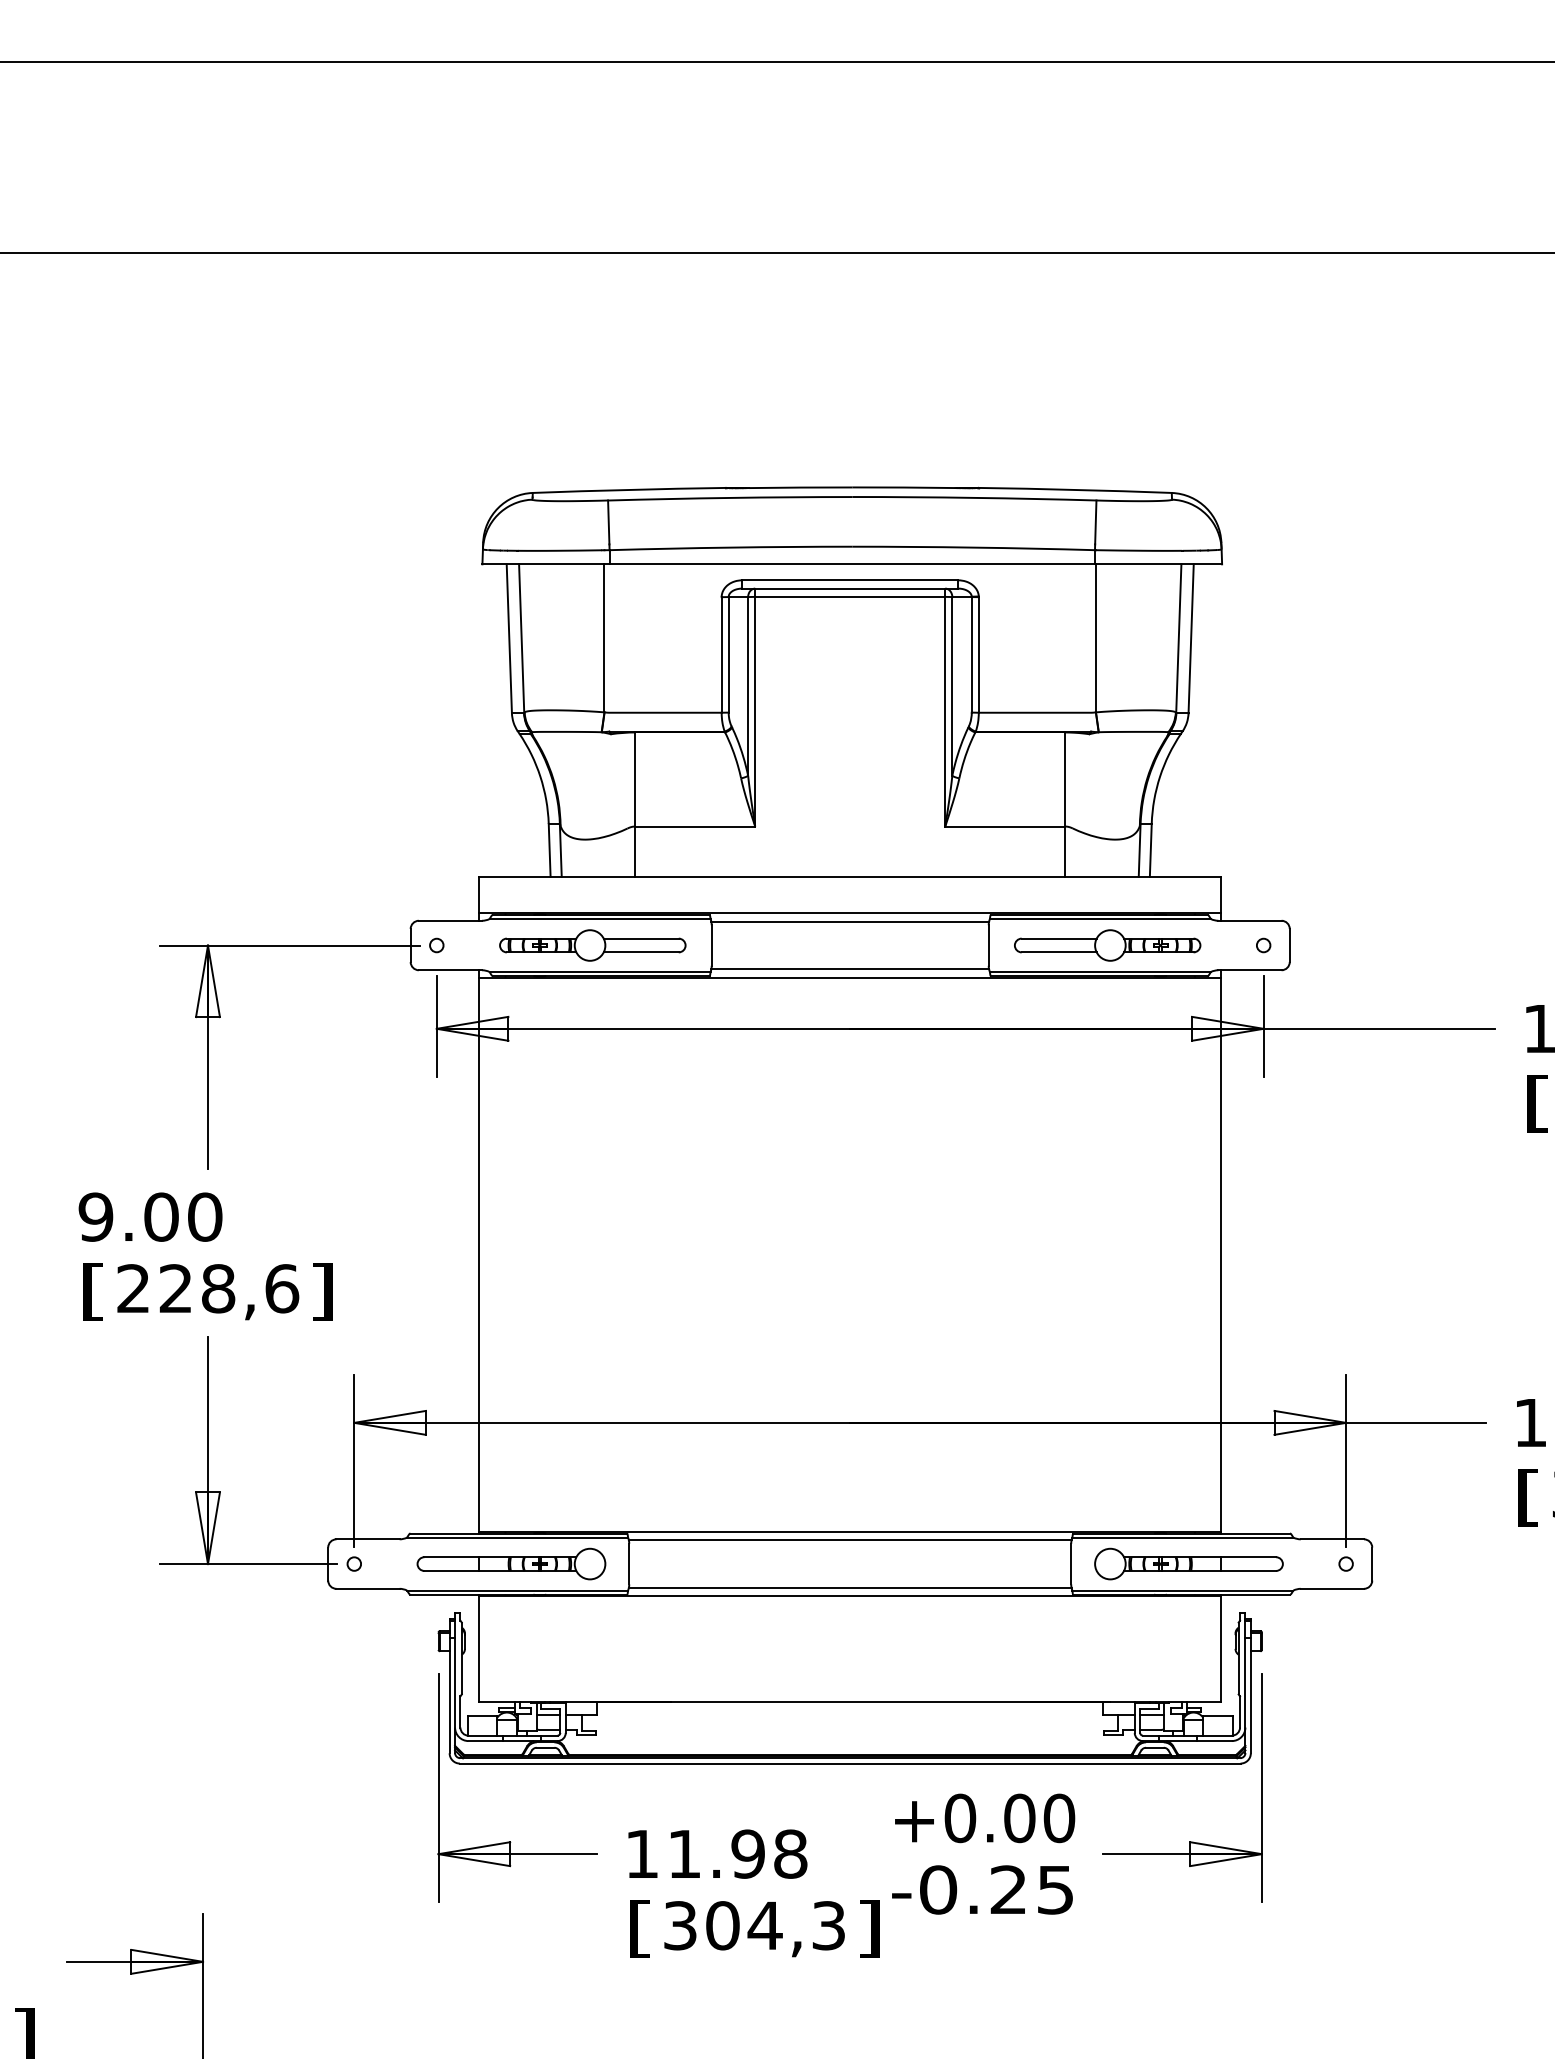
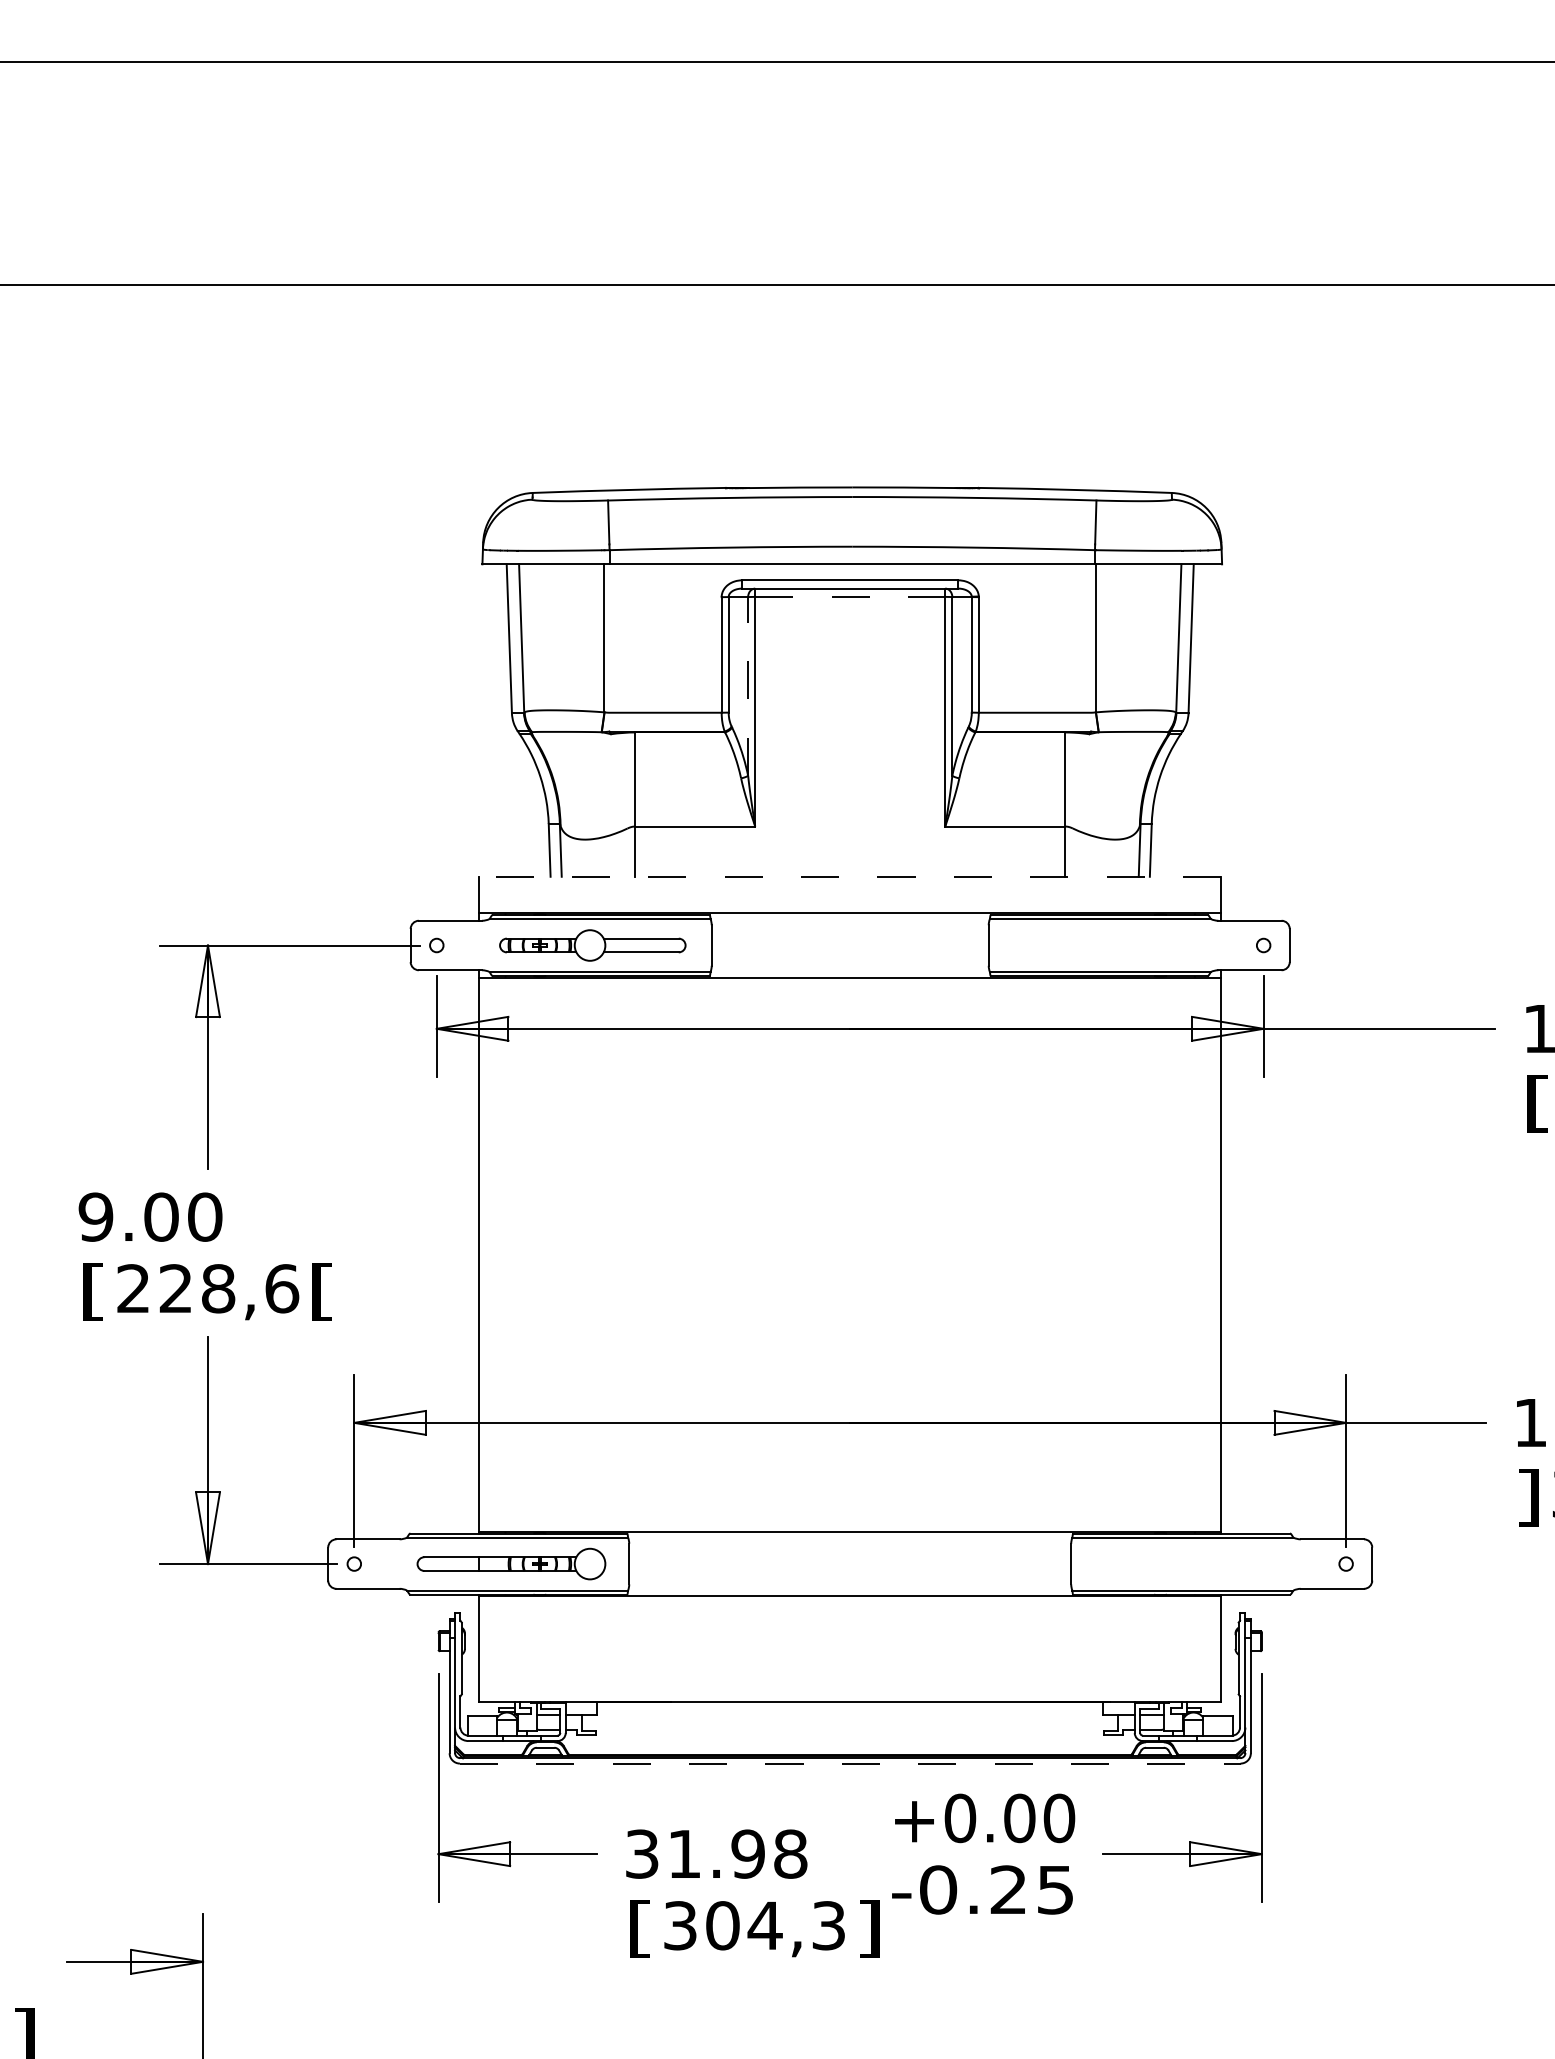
line position: (776, 252) -> (776, 284) (776, 284)
line: solid -> dashed (850, 596)
line: solid -> dashed (748, 685)
line: solid -> dashed (850, 876)
line: present -> none (850, 921)
part: present -> none (1107, 945)
line: present -> none (850, 969)
text: ] -> [ (322, 1291)
text: [ -> ] (1528, 1497)
line: present -> none (849, 1540)
part: present -> none (1188, 1563)
line: present -> none (849, 1587)
line: solid -> dashed (850, 1763)
text: 11.98 -> 31.98 (642, 1853)
